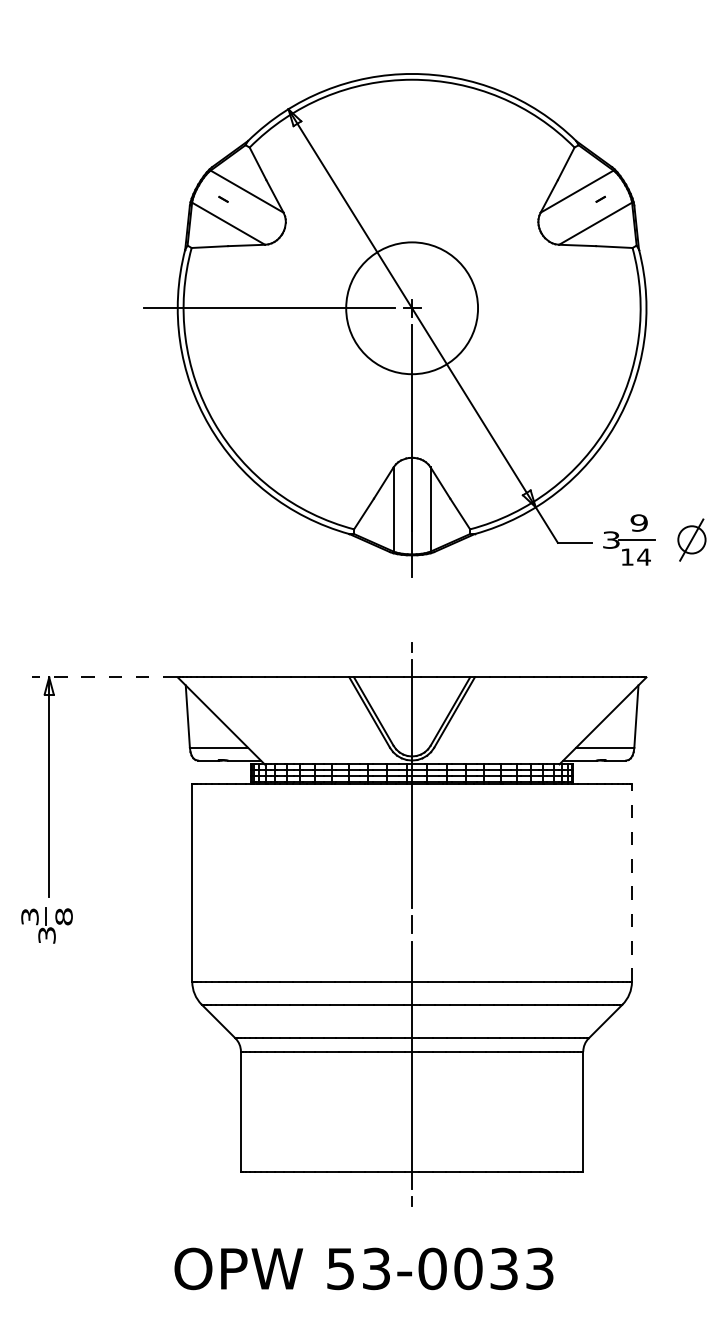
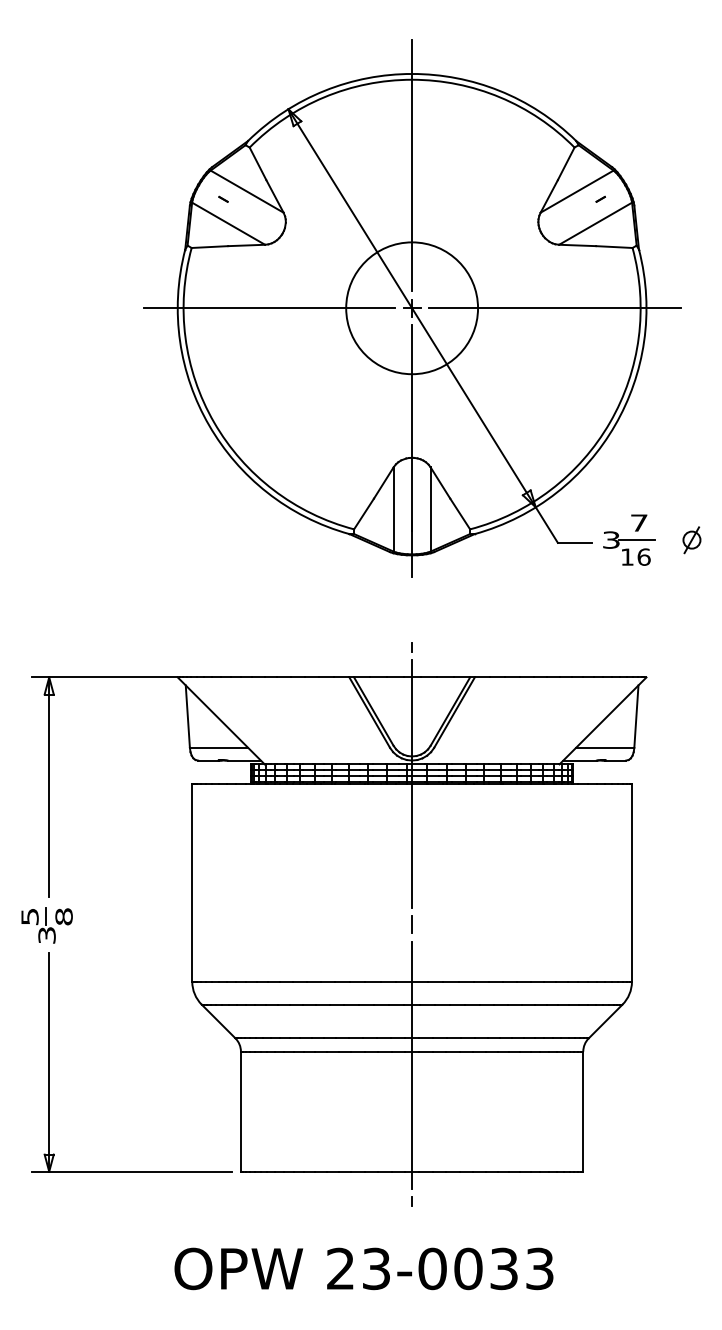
line: none -> present (412, 165)
line: none -> present (554, 308)
text: 9 -> 7 (638, 522)
part size: 30x44 px -> 20x29 px (691, 540)
text: 14 -> 16 (643, 556)
line: dashed -> solid (103, 677)
line: dashed -> solid (631, 882)
text: 3 -> 5 (29, 916)
part: none -> present (49, 1062)
text: 53-0033 -> 23-0033 (340, 1268)
